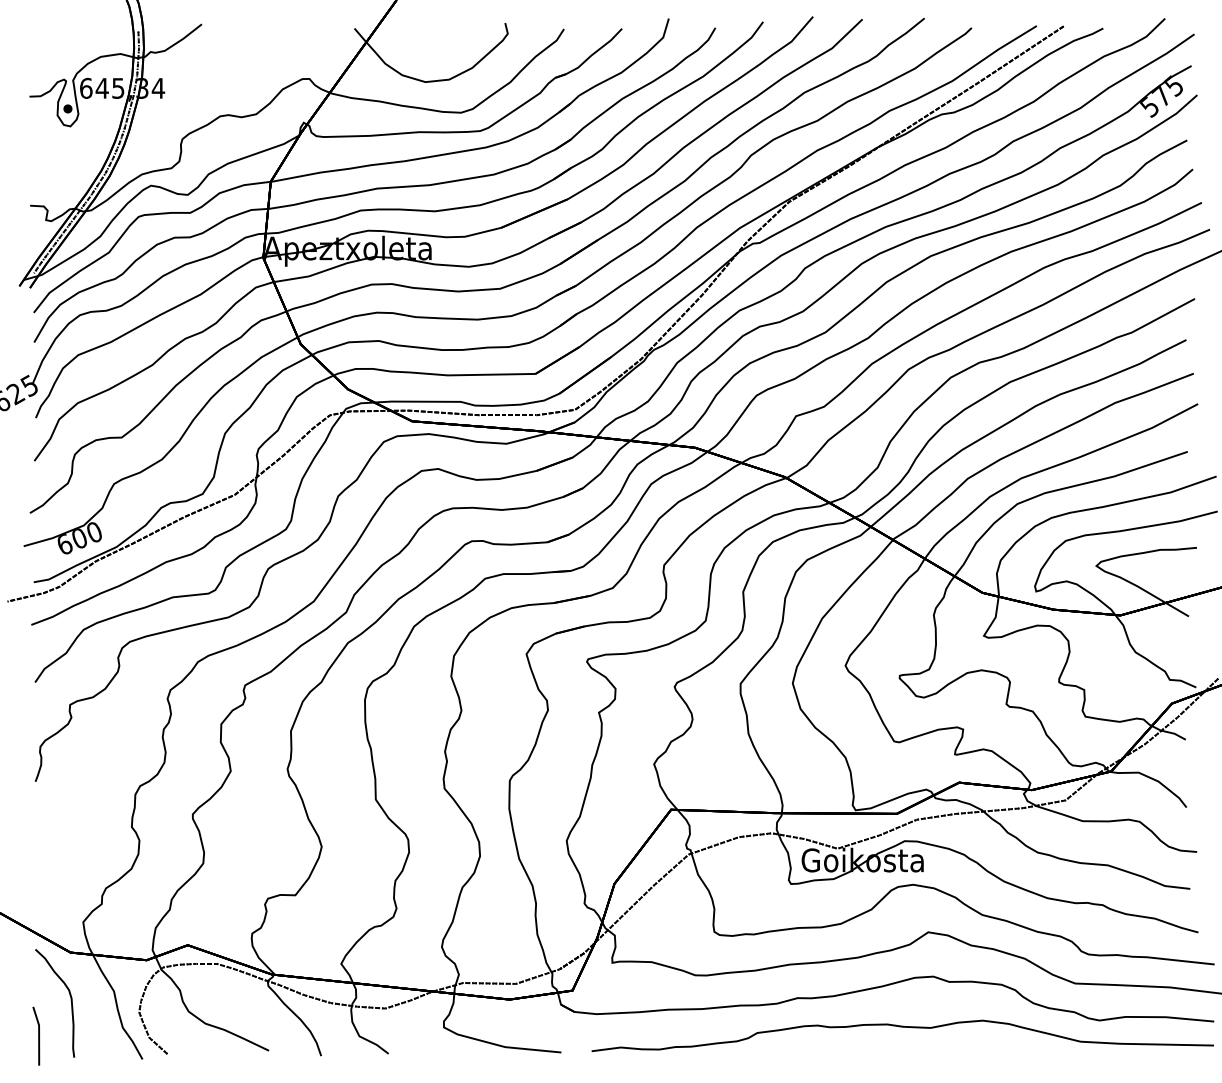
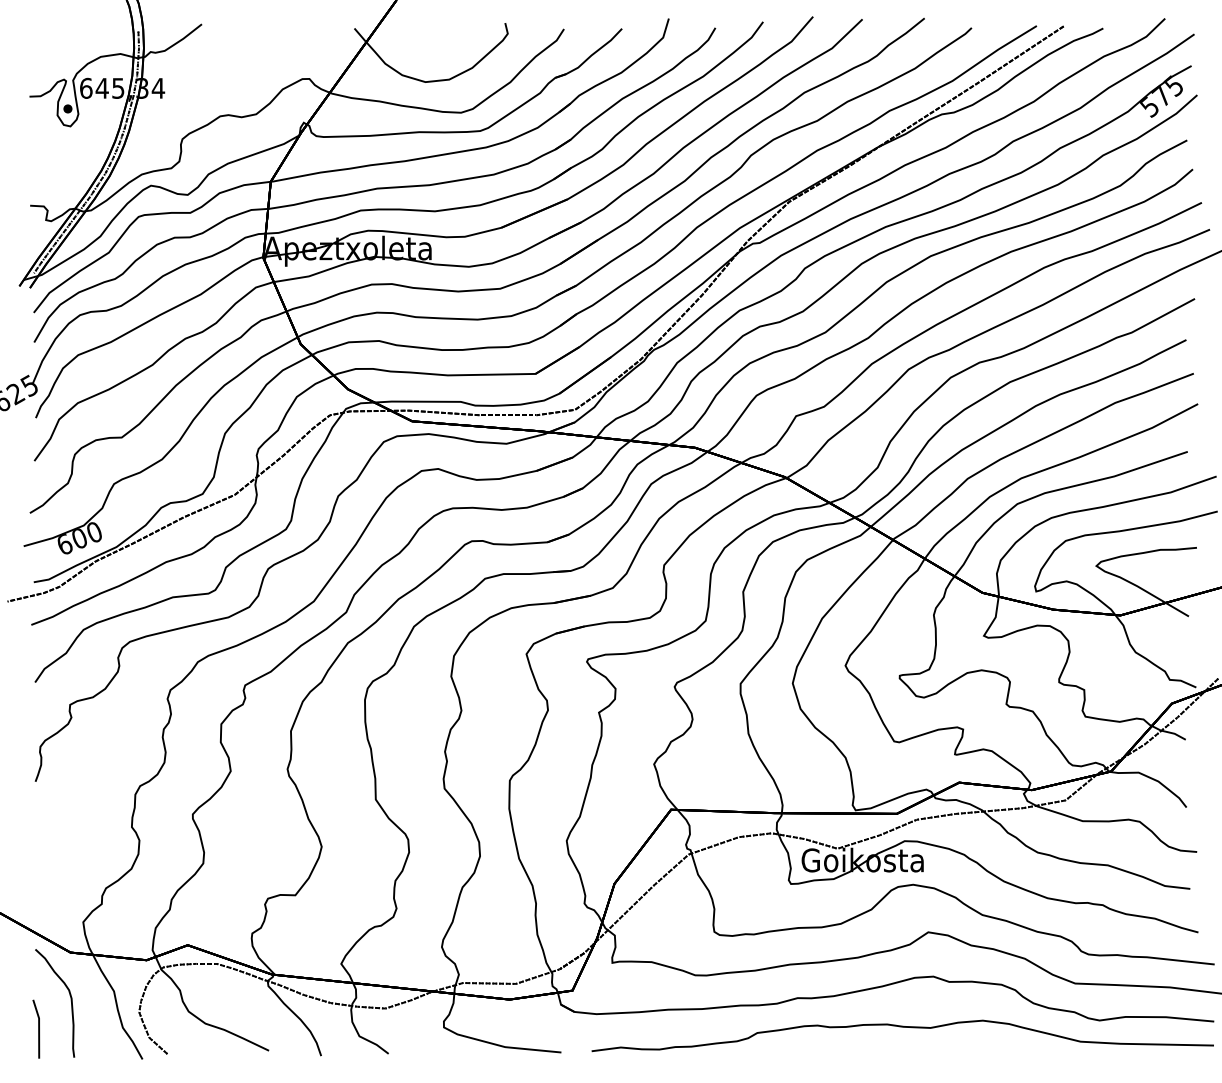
line position: (38, 1035) -> (38, 1028) (38, 1028)
